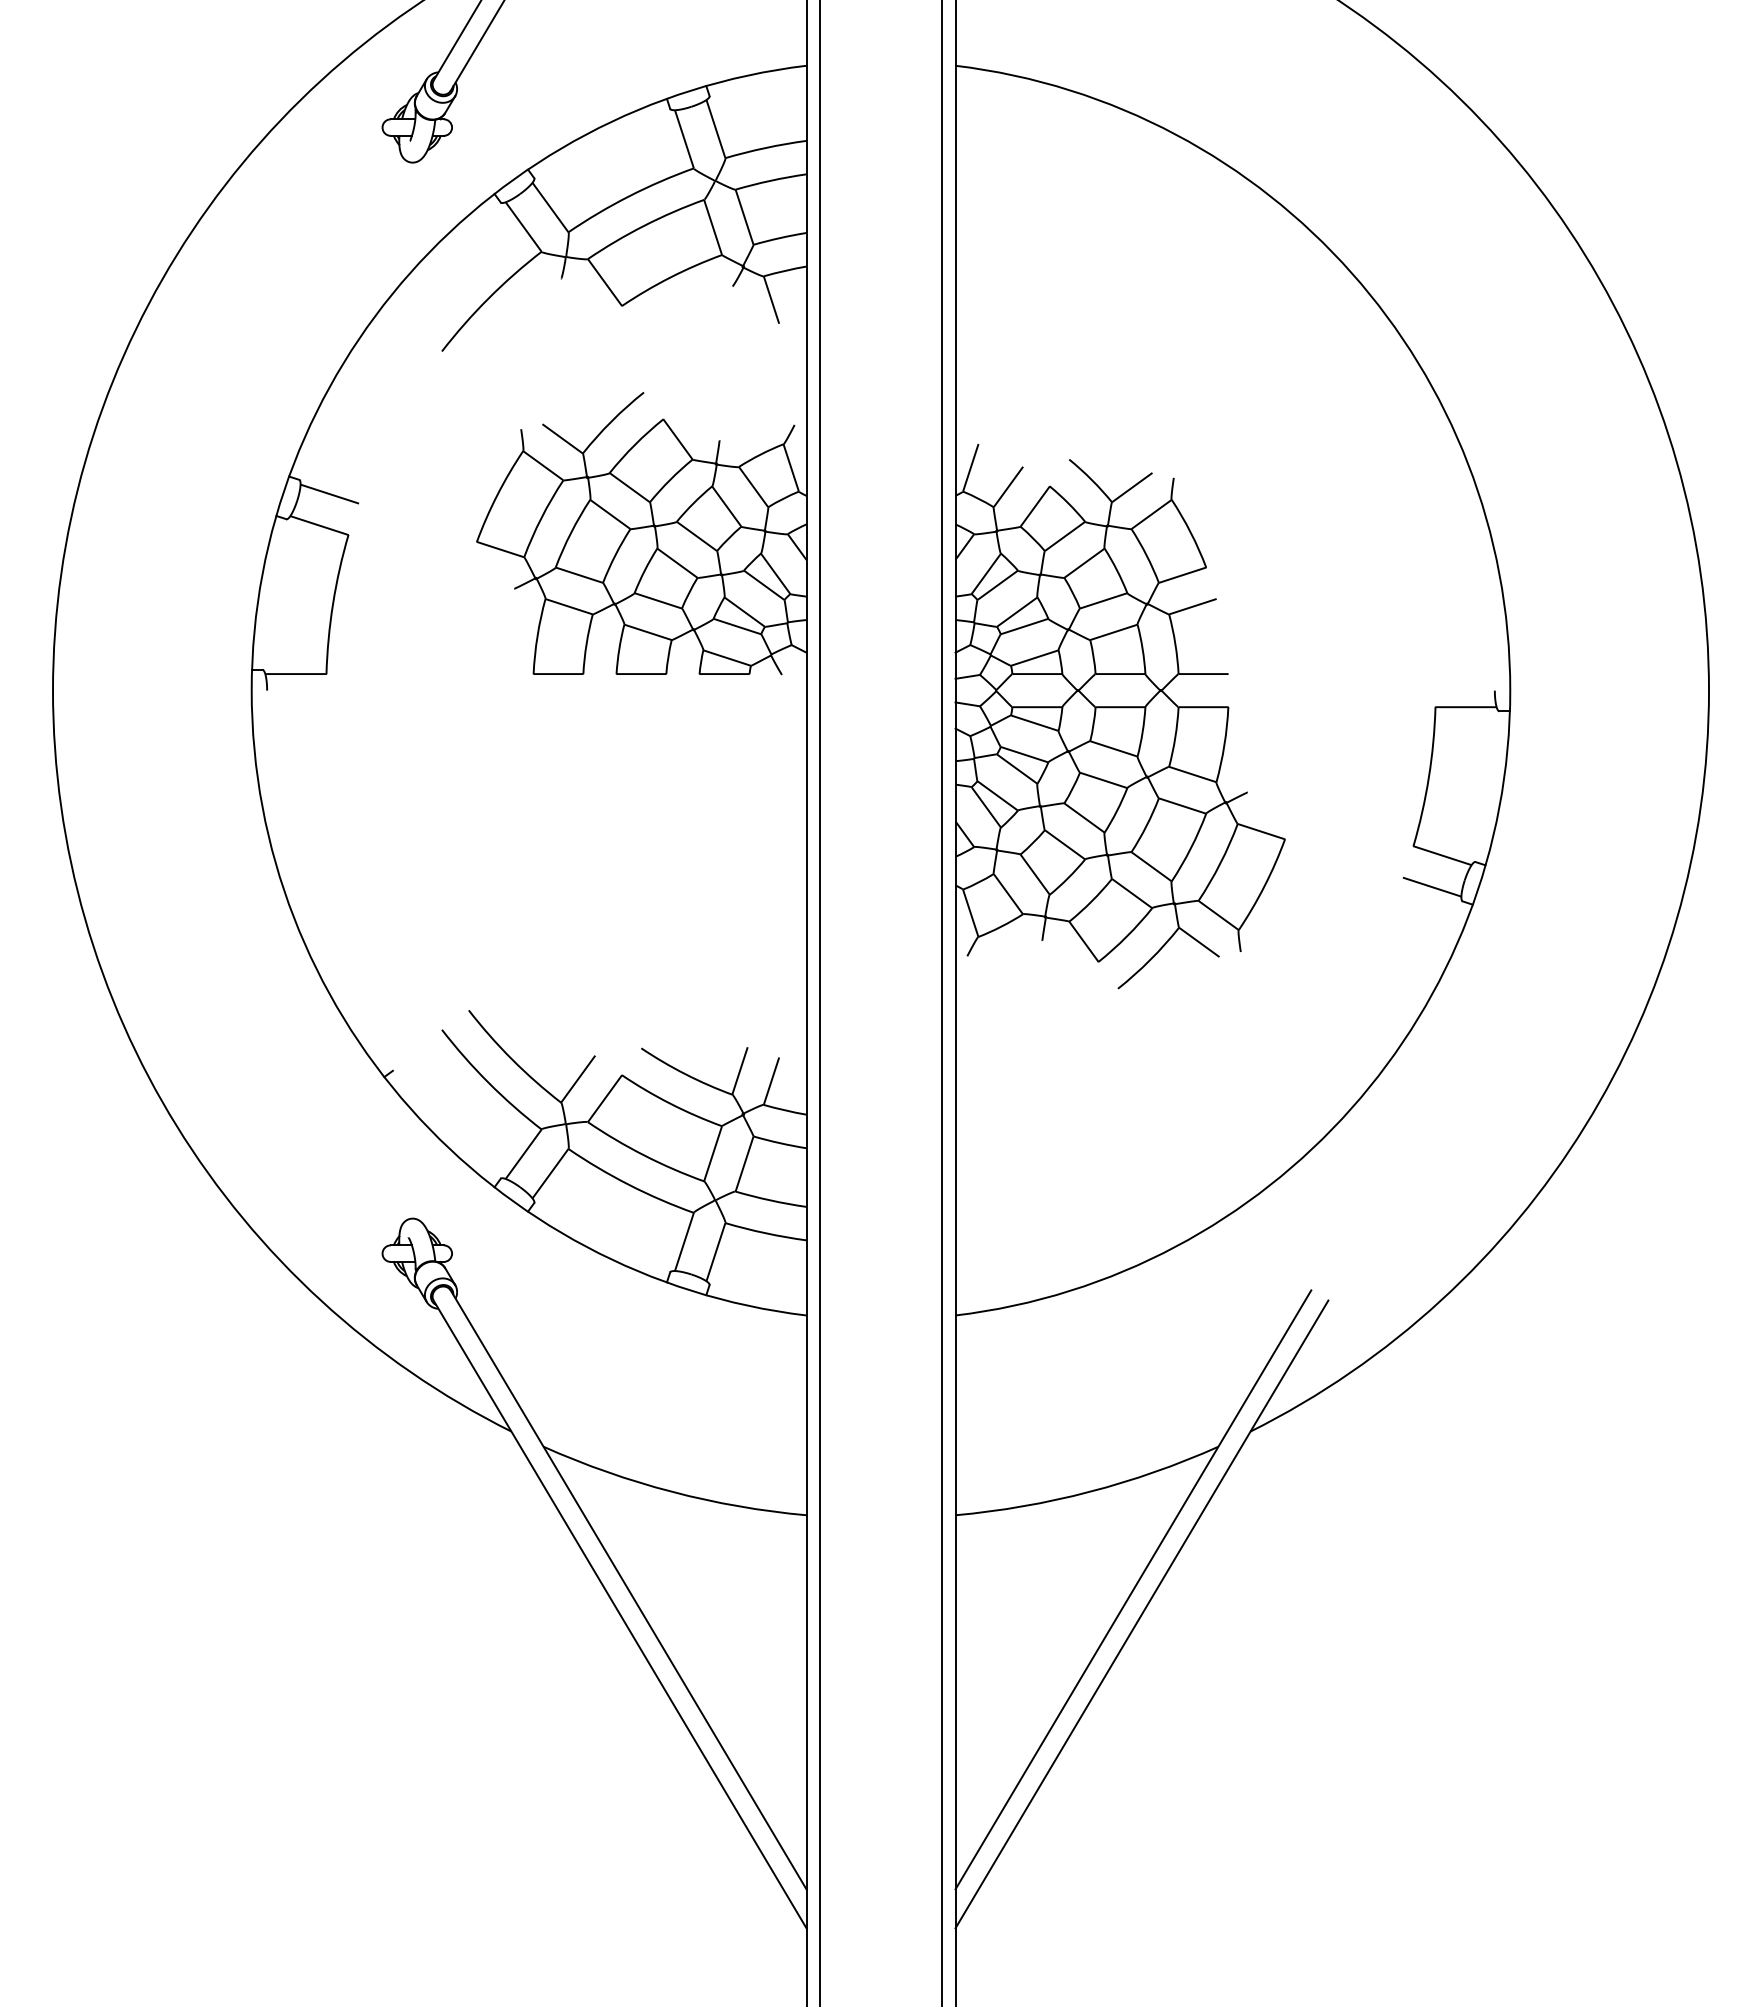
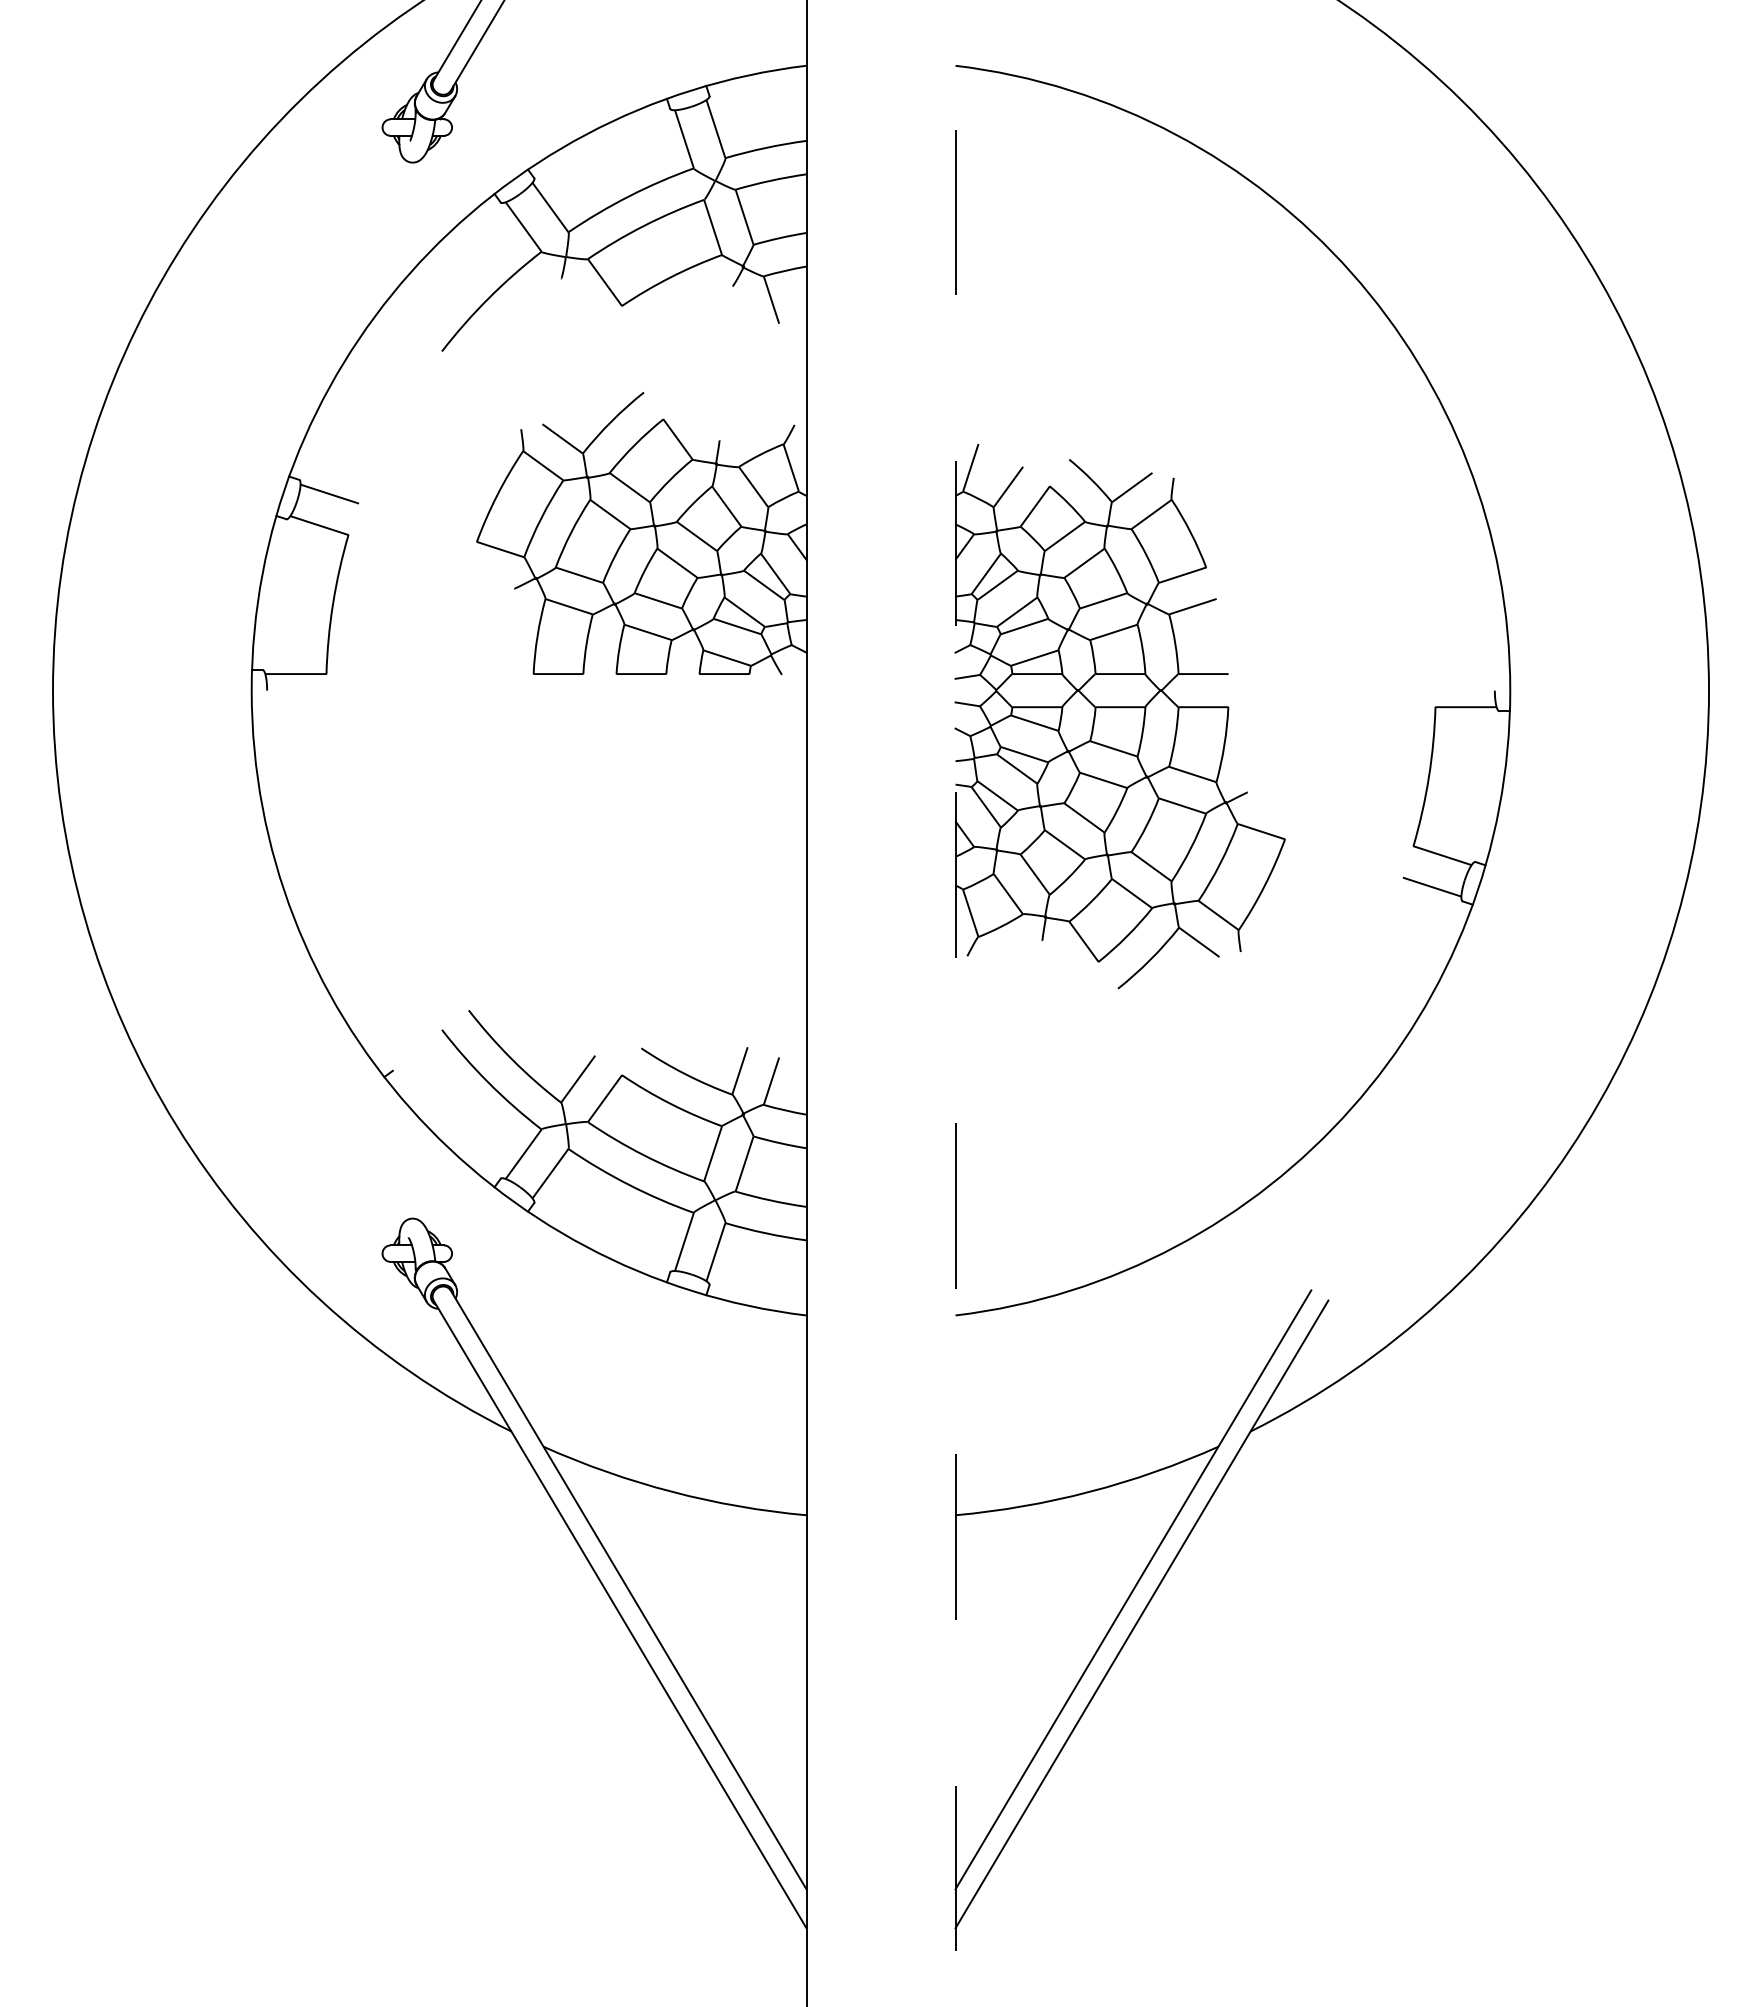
line: present -> none (819, 1002)
line: present -> none (942, 1002)
line: solid -> dashed (955, 1004)
